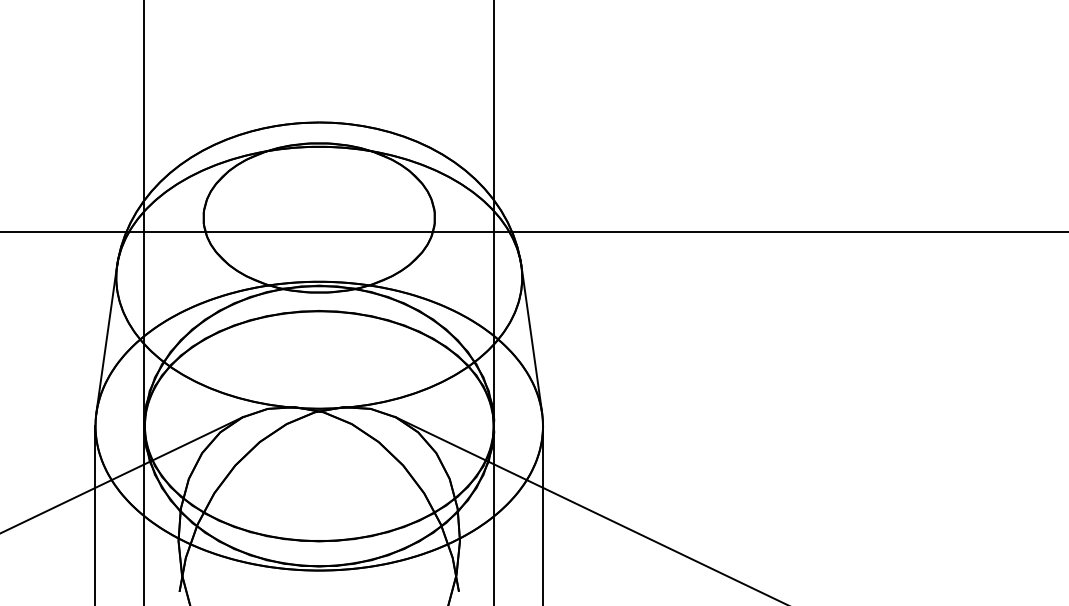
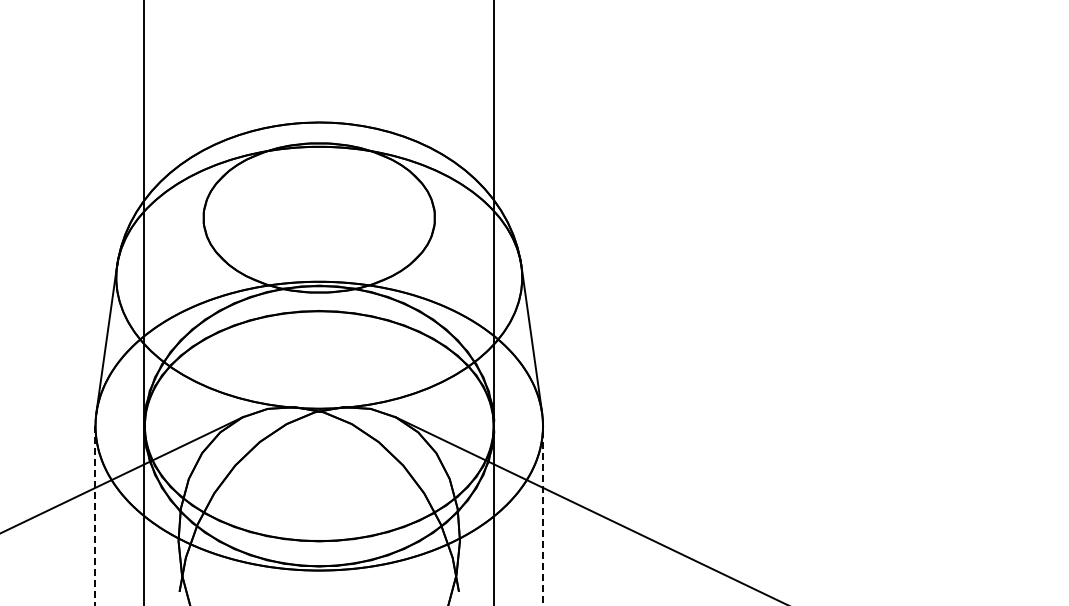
line: present -> none (533, 231)
line: solid -> dashed (95, 515)
line: solid -> dashed (543, 515)
